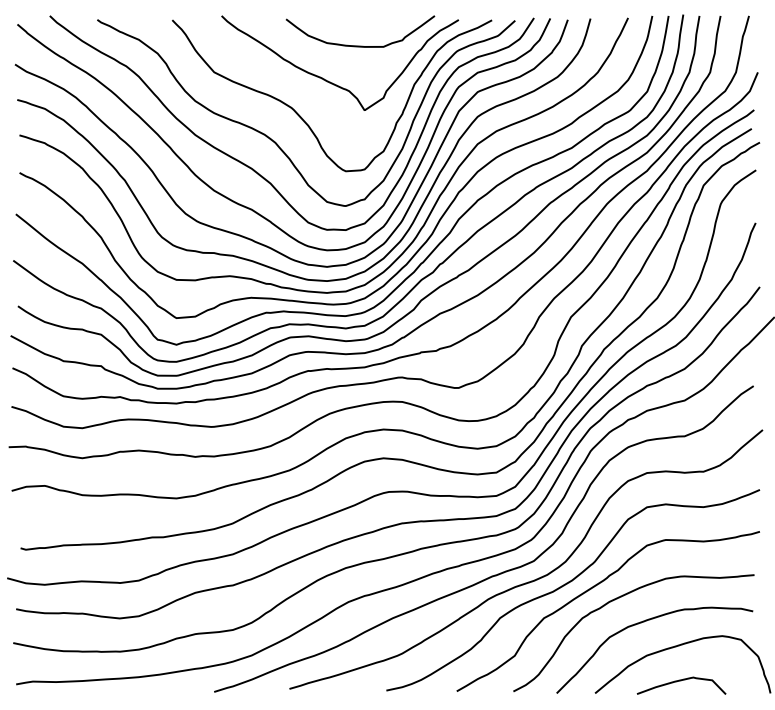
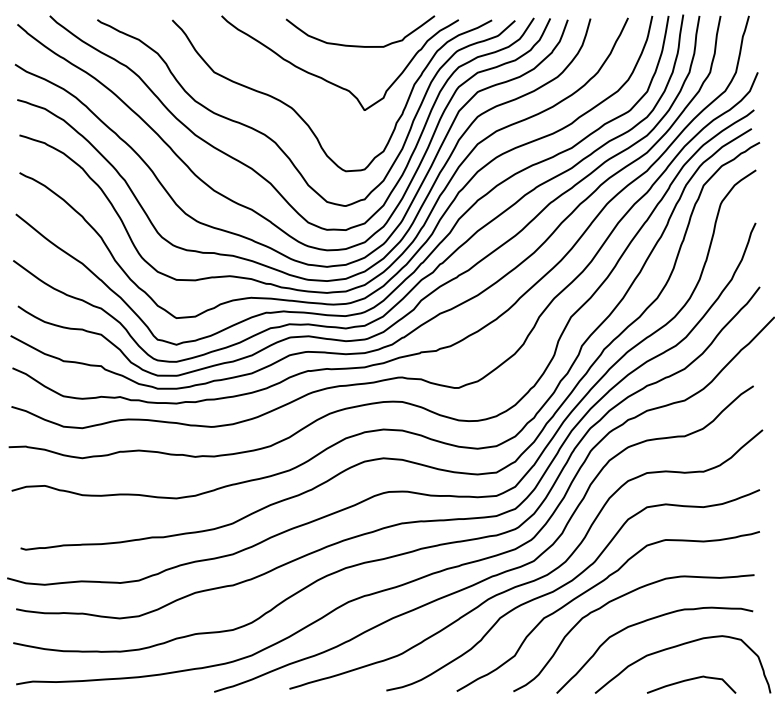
curve position: (681, 681) -> (691, 680) (691, 680)
